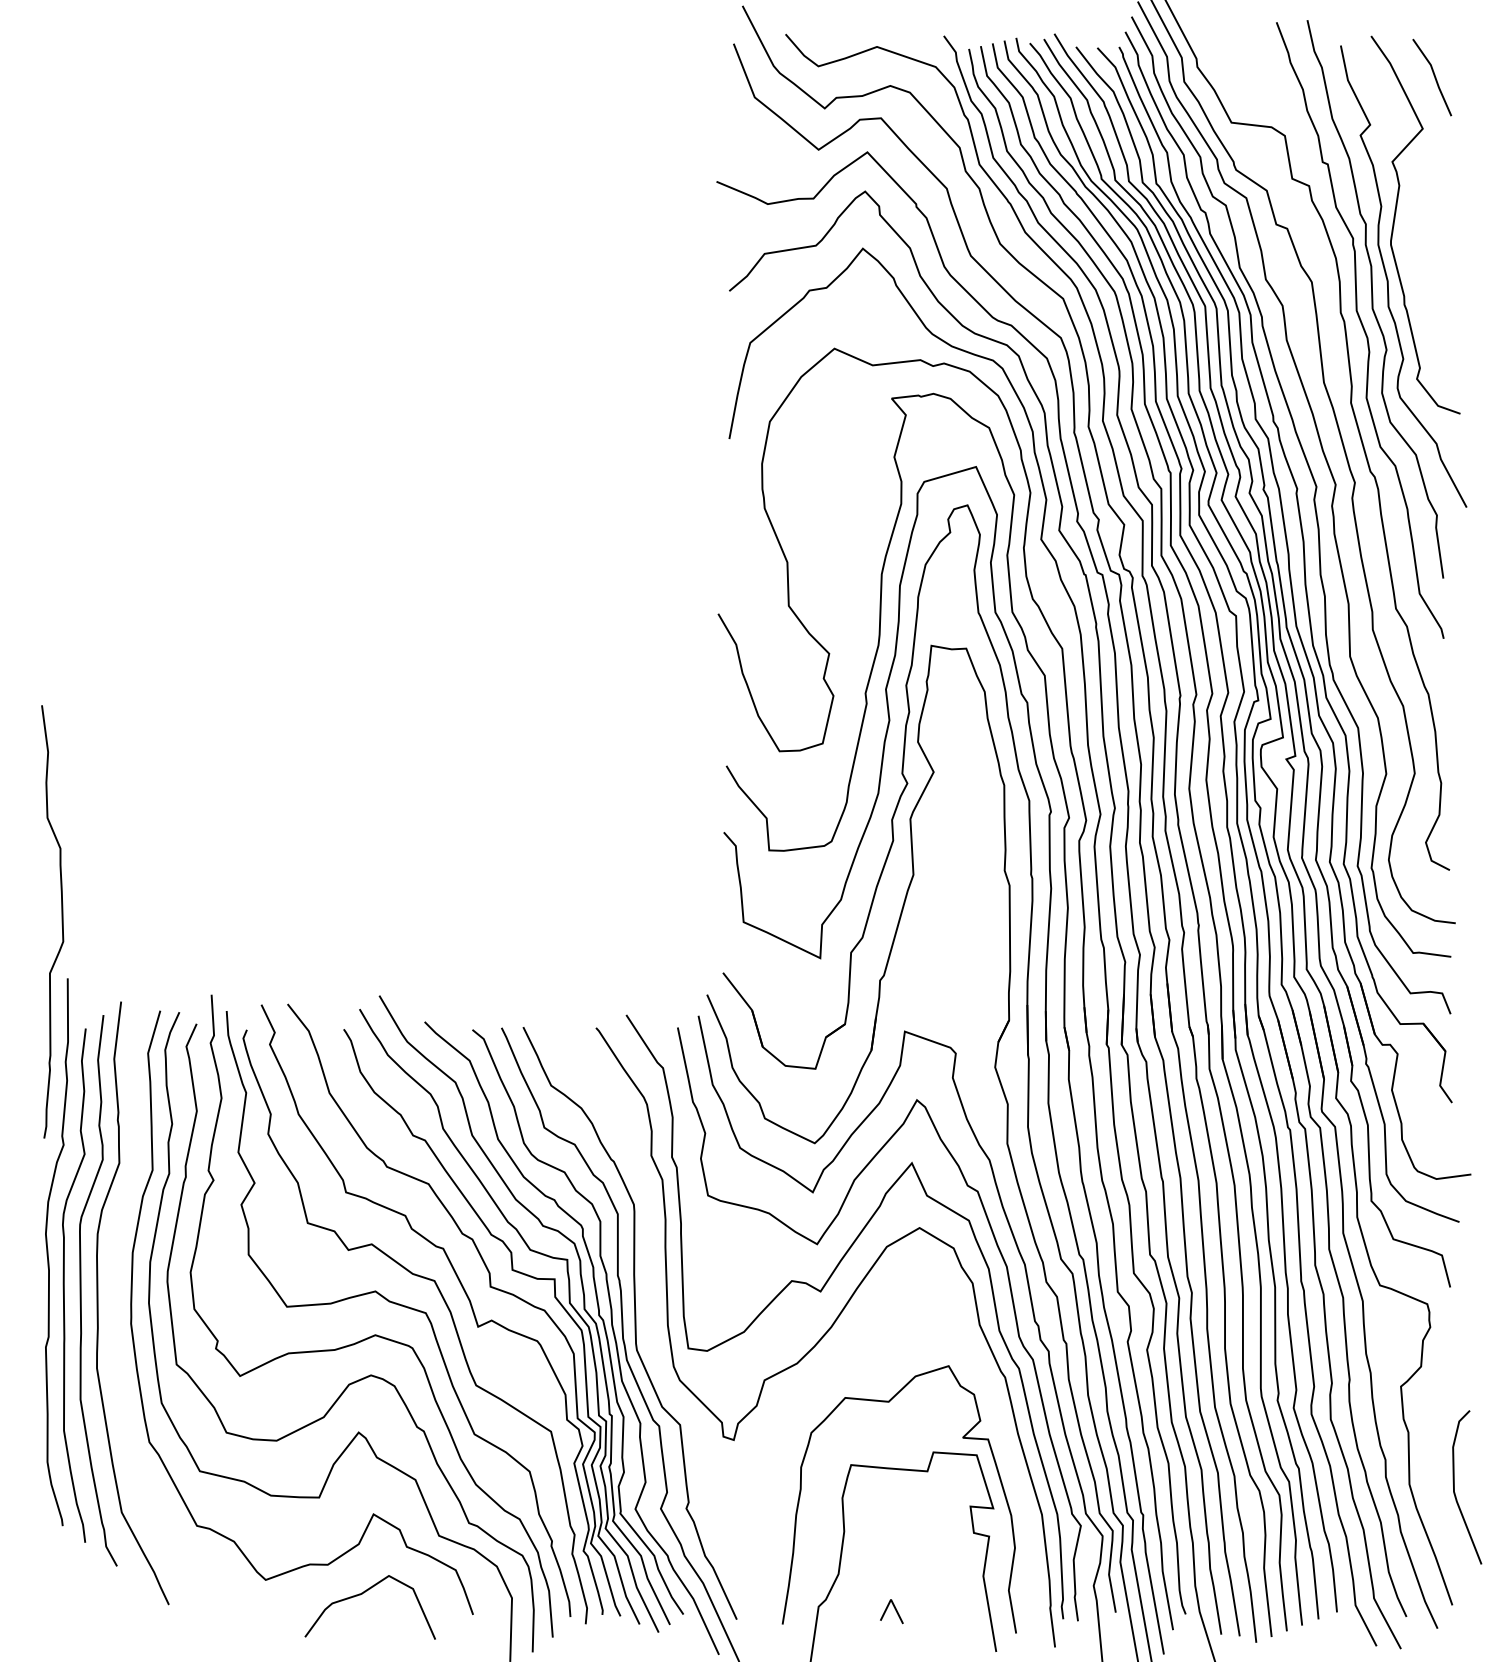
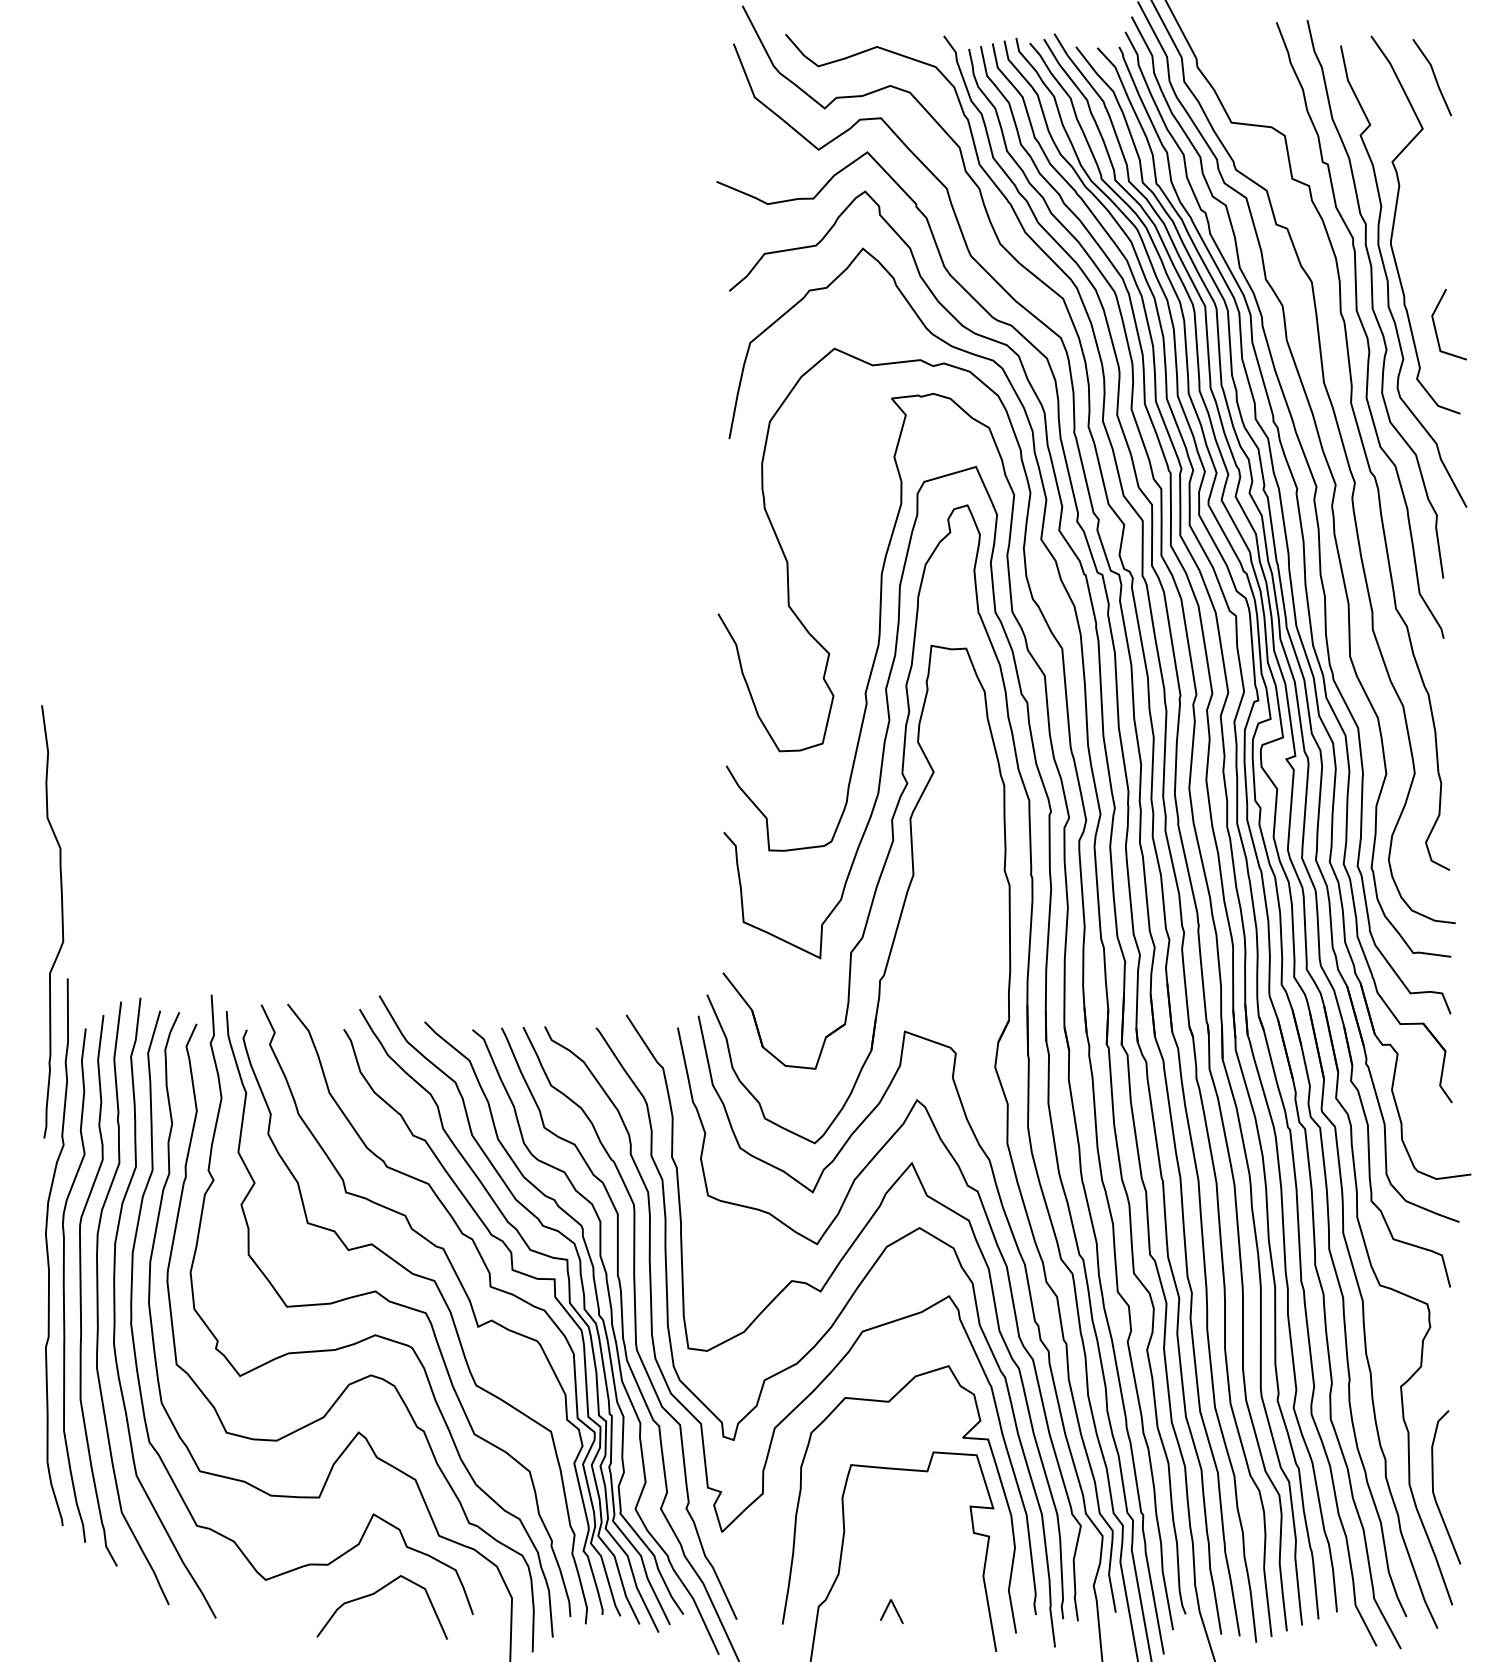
line: none -> present (1435, 324)
curve: none -> present (115, 1307)
curve: none -> present (840, 1359)
curve position: (1454, 1487) -> (1433, 1487) (1433, 1487)
curve position: (362, 1594) -> (374, 1594) (374, 1594)
